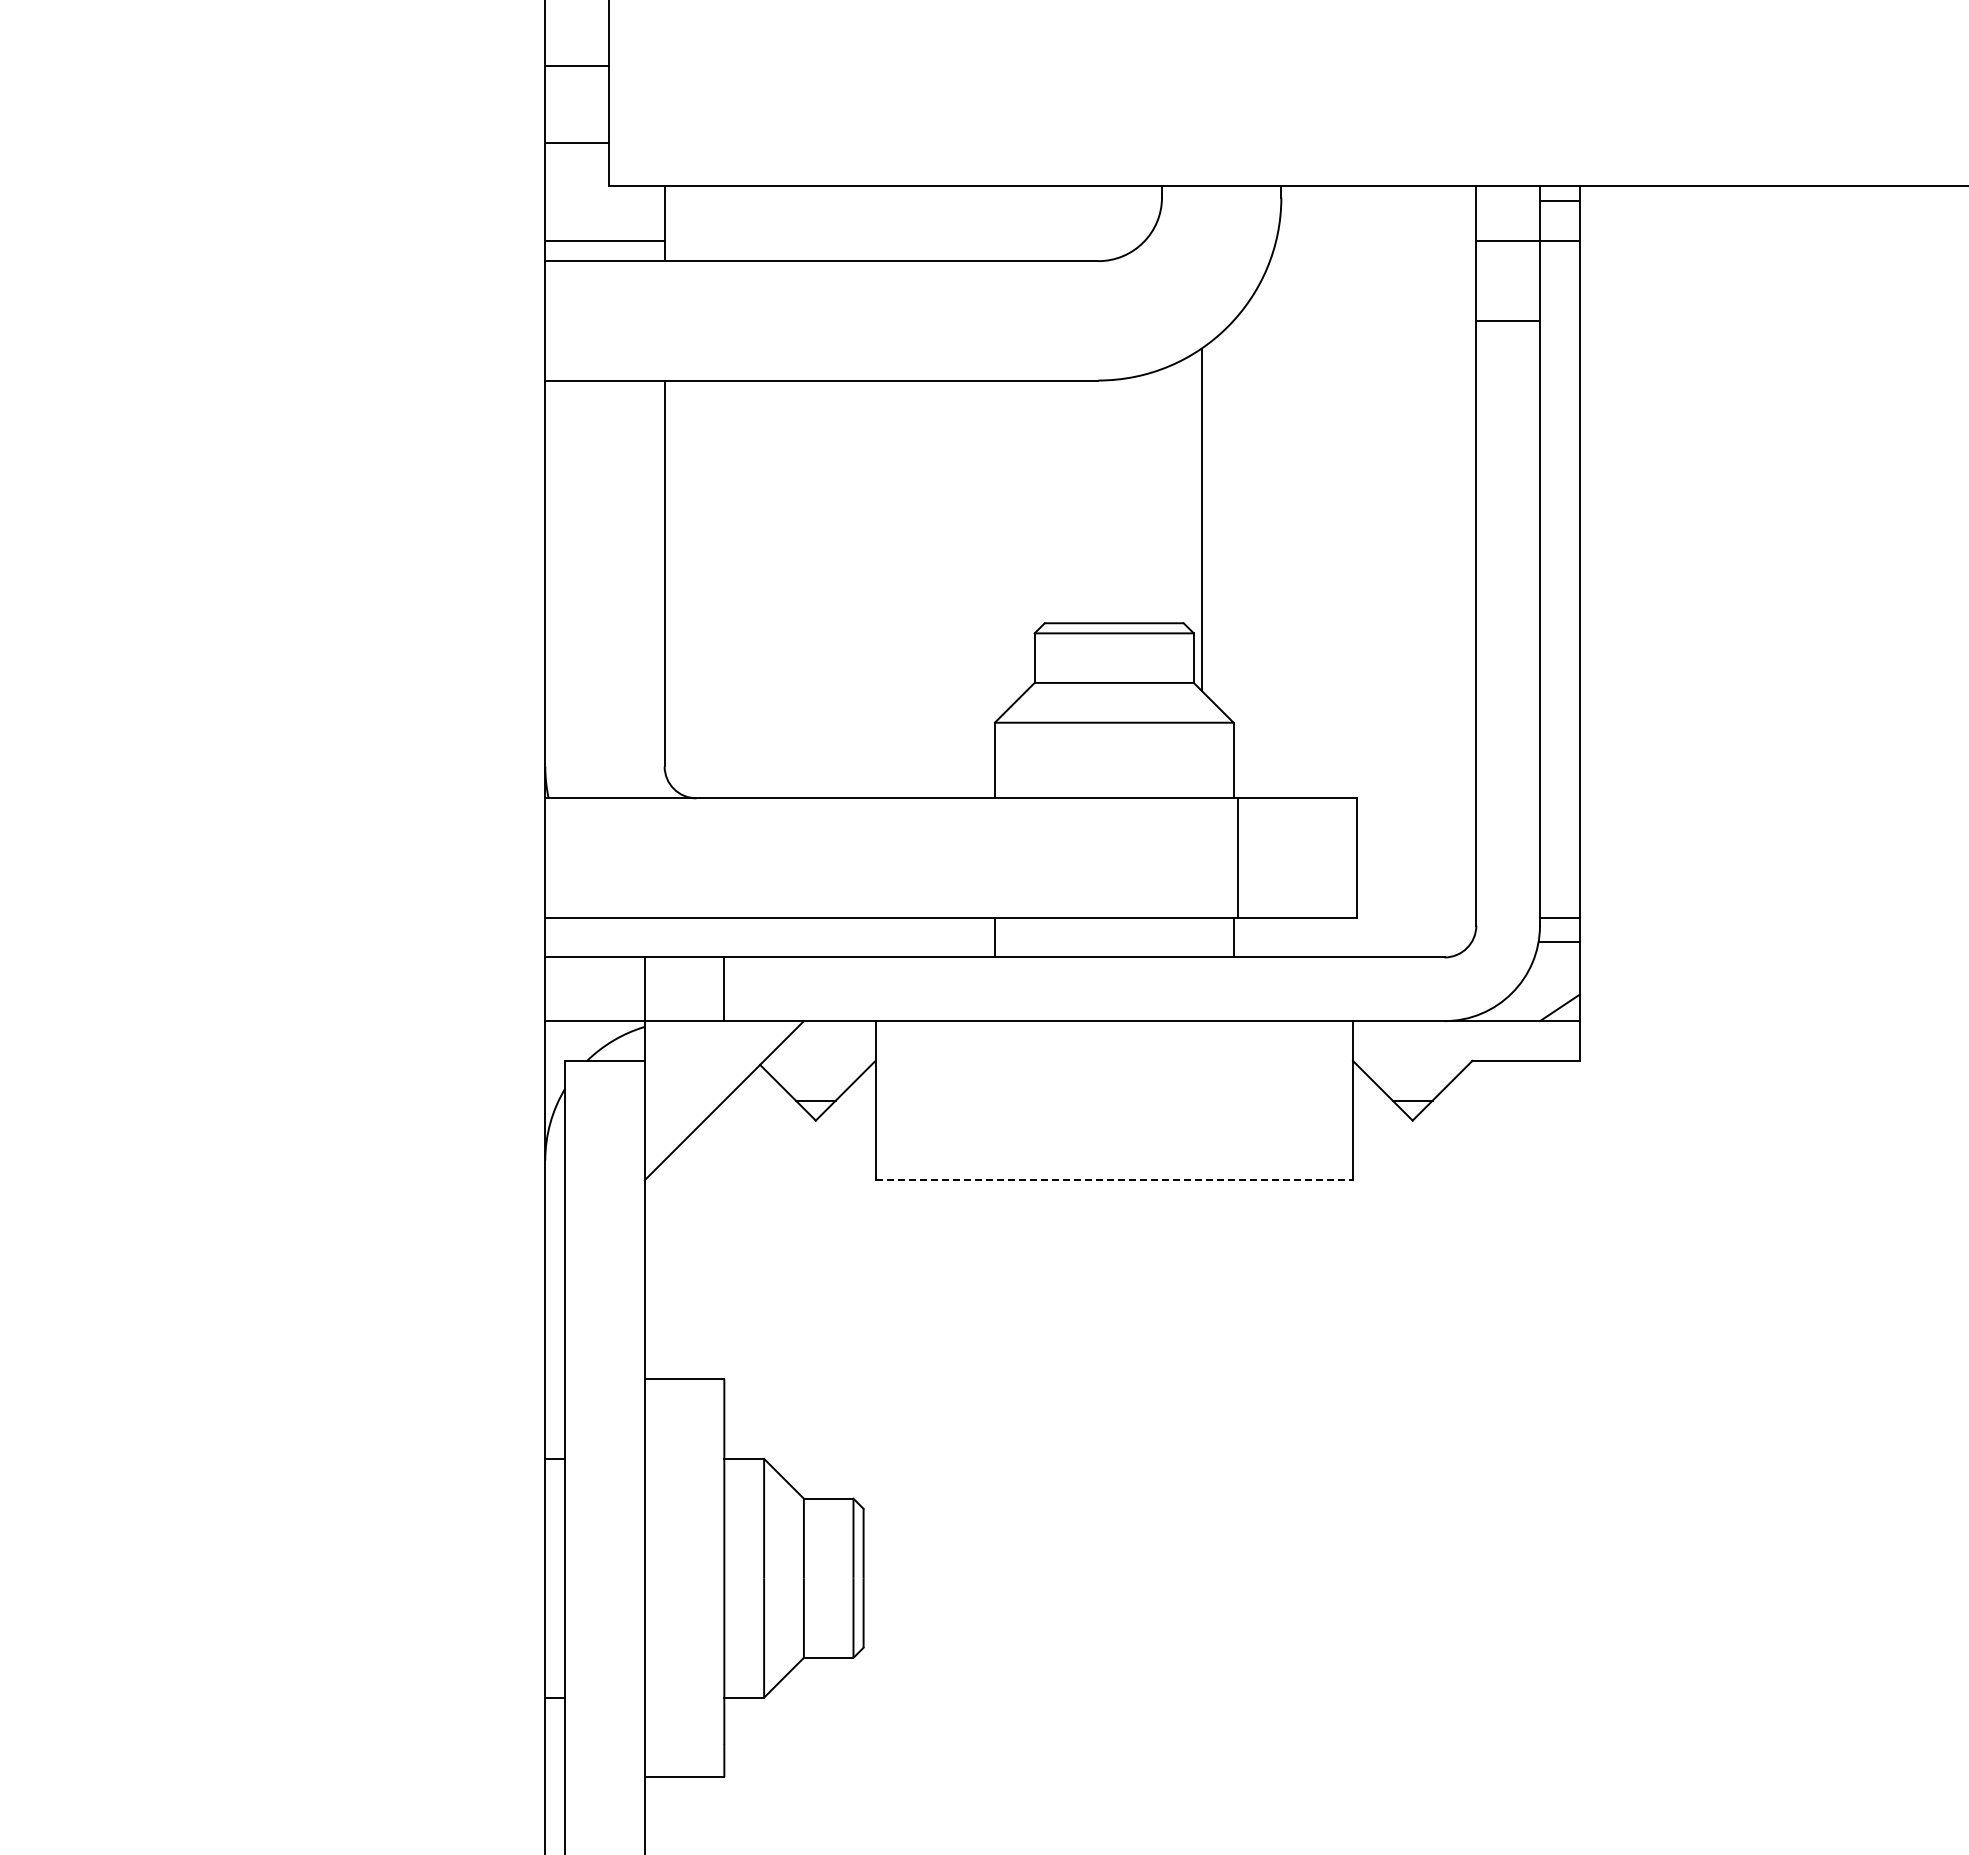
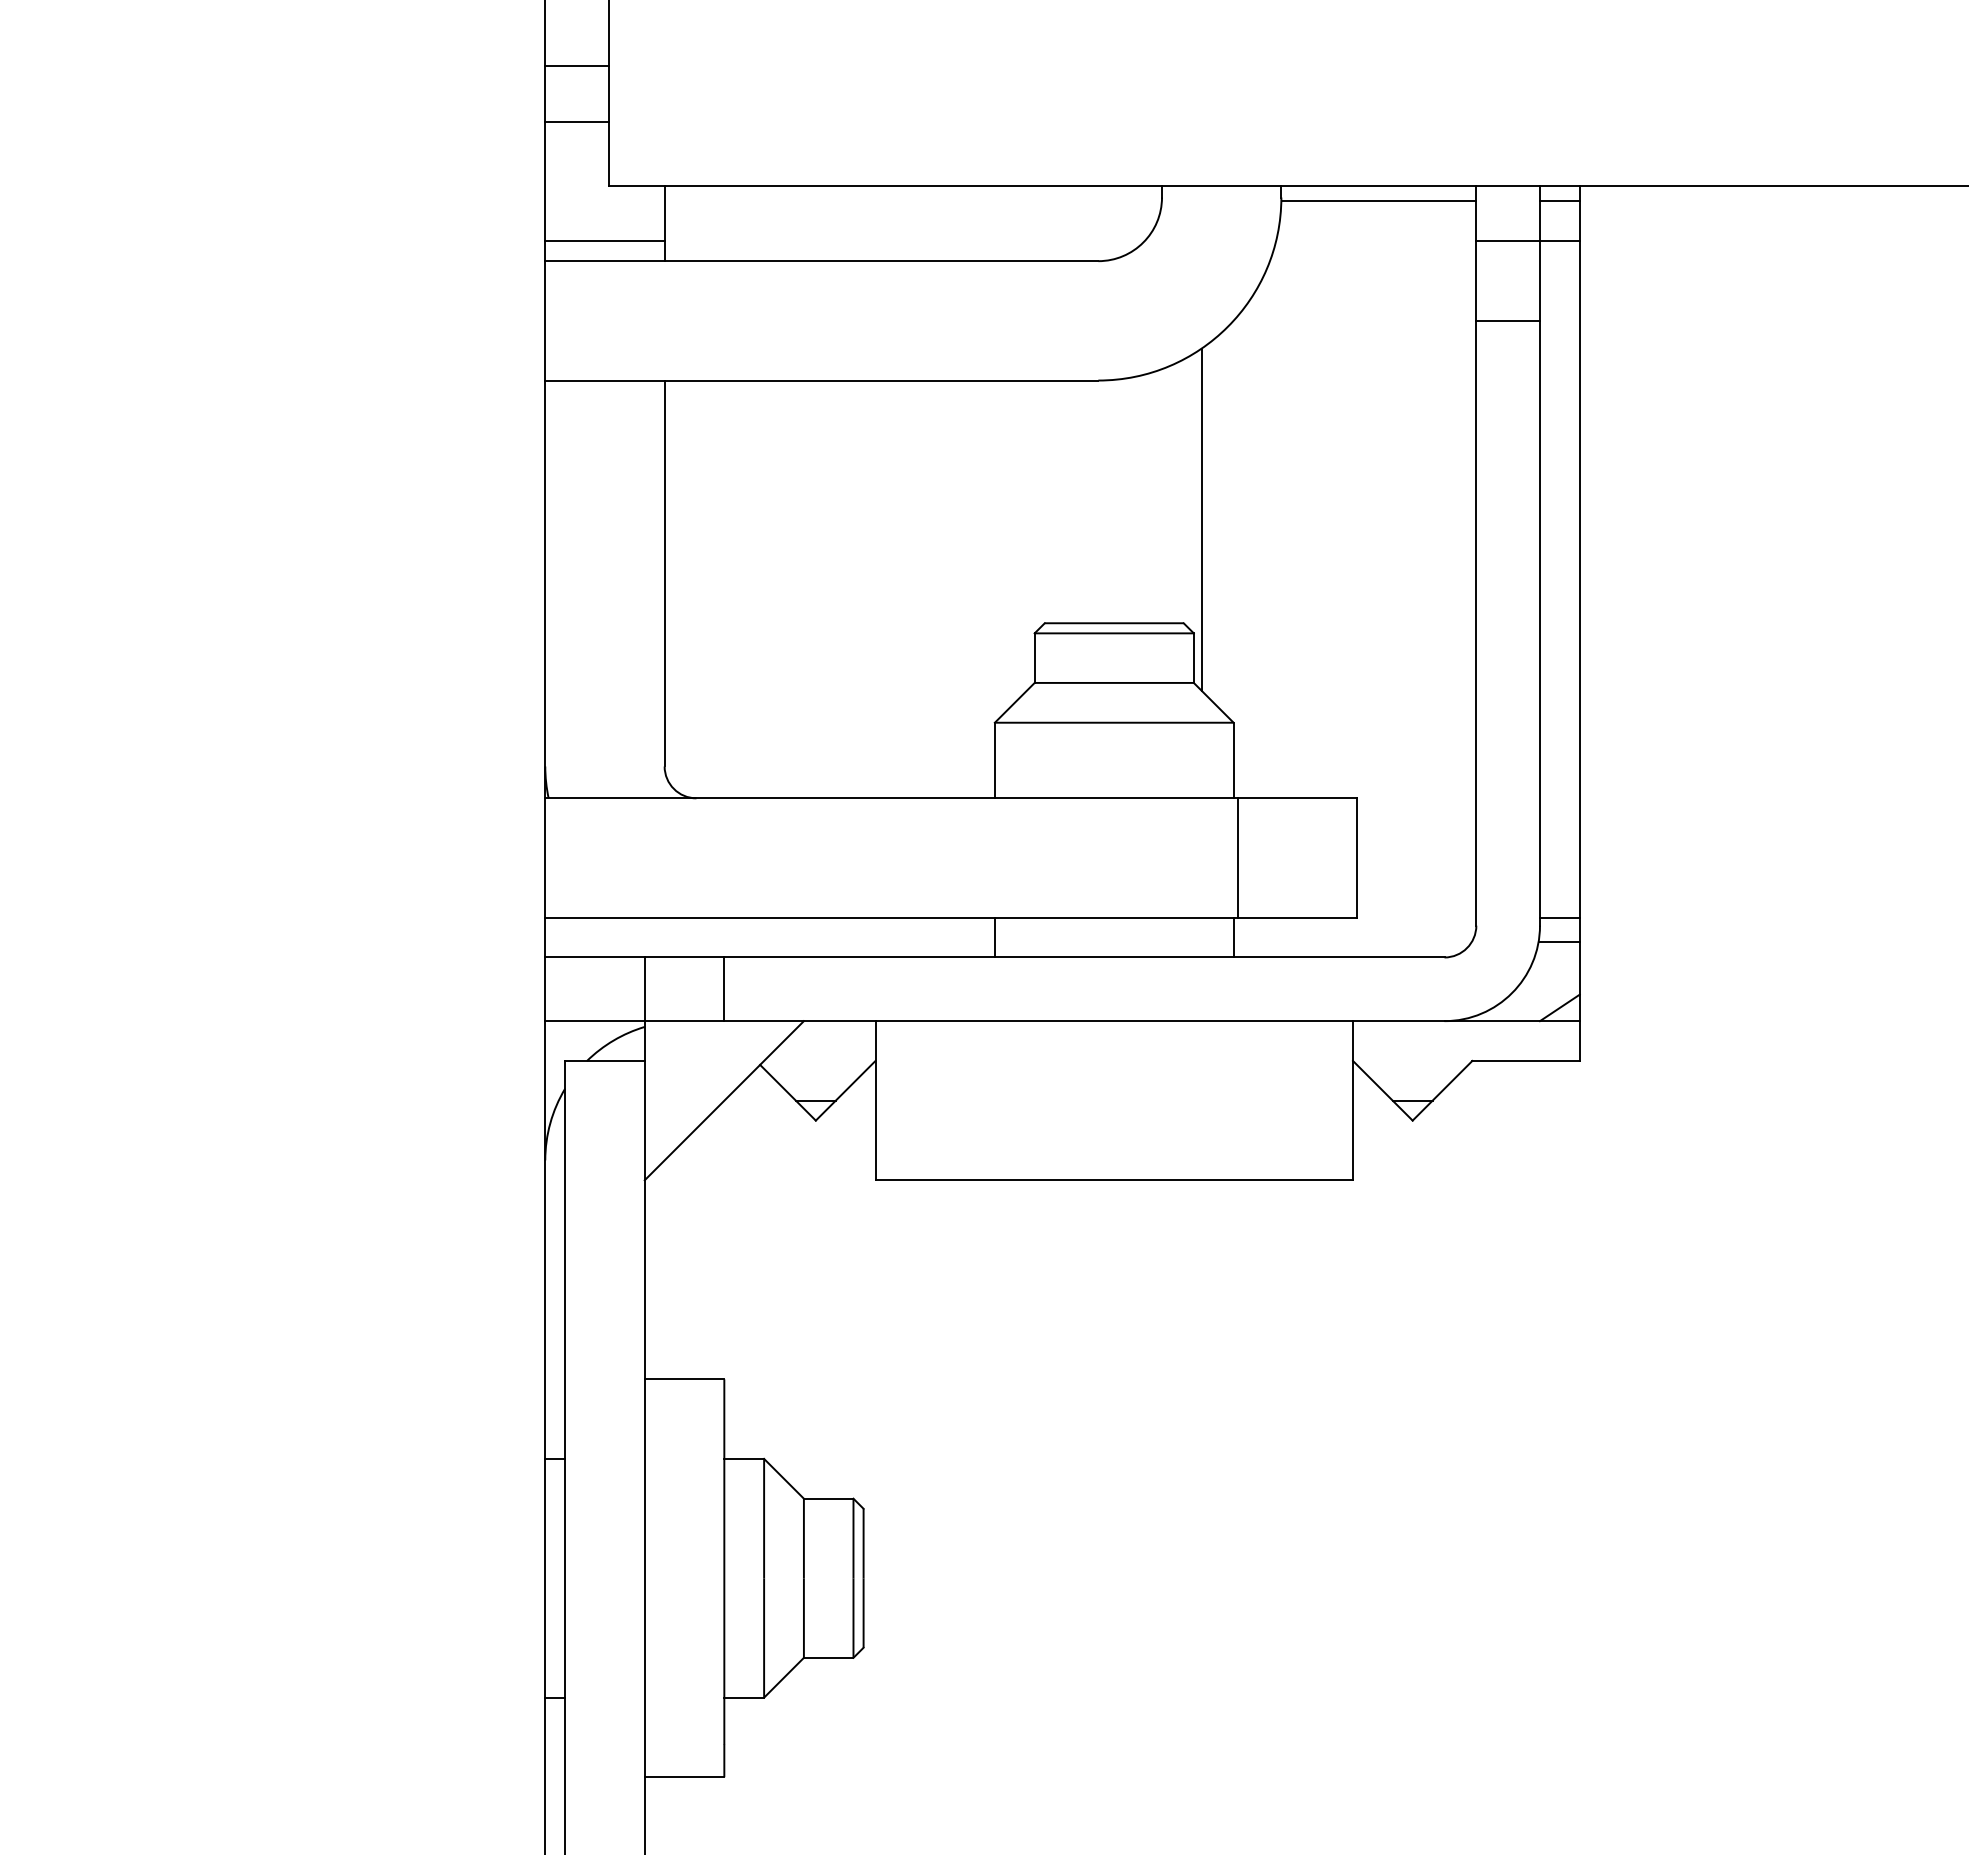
line position: (576, 142) -> (576, 121) (576, 121)
line: none -> present (1378, 201)
line: dashed -> solid (1114, 1180)
